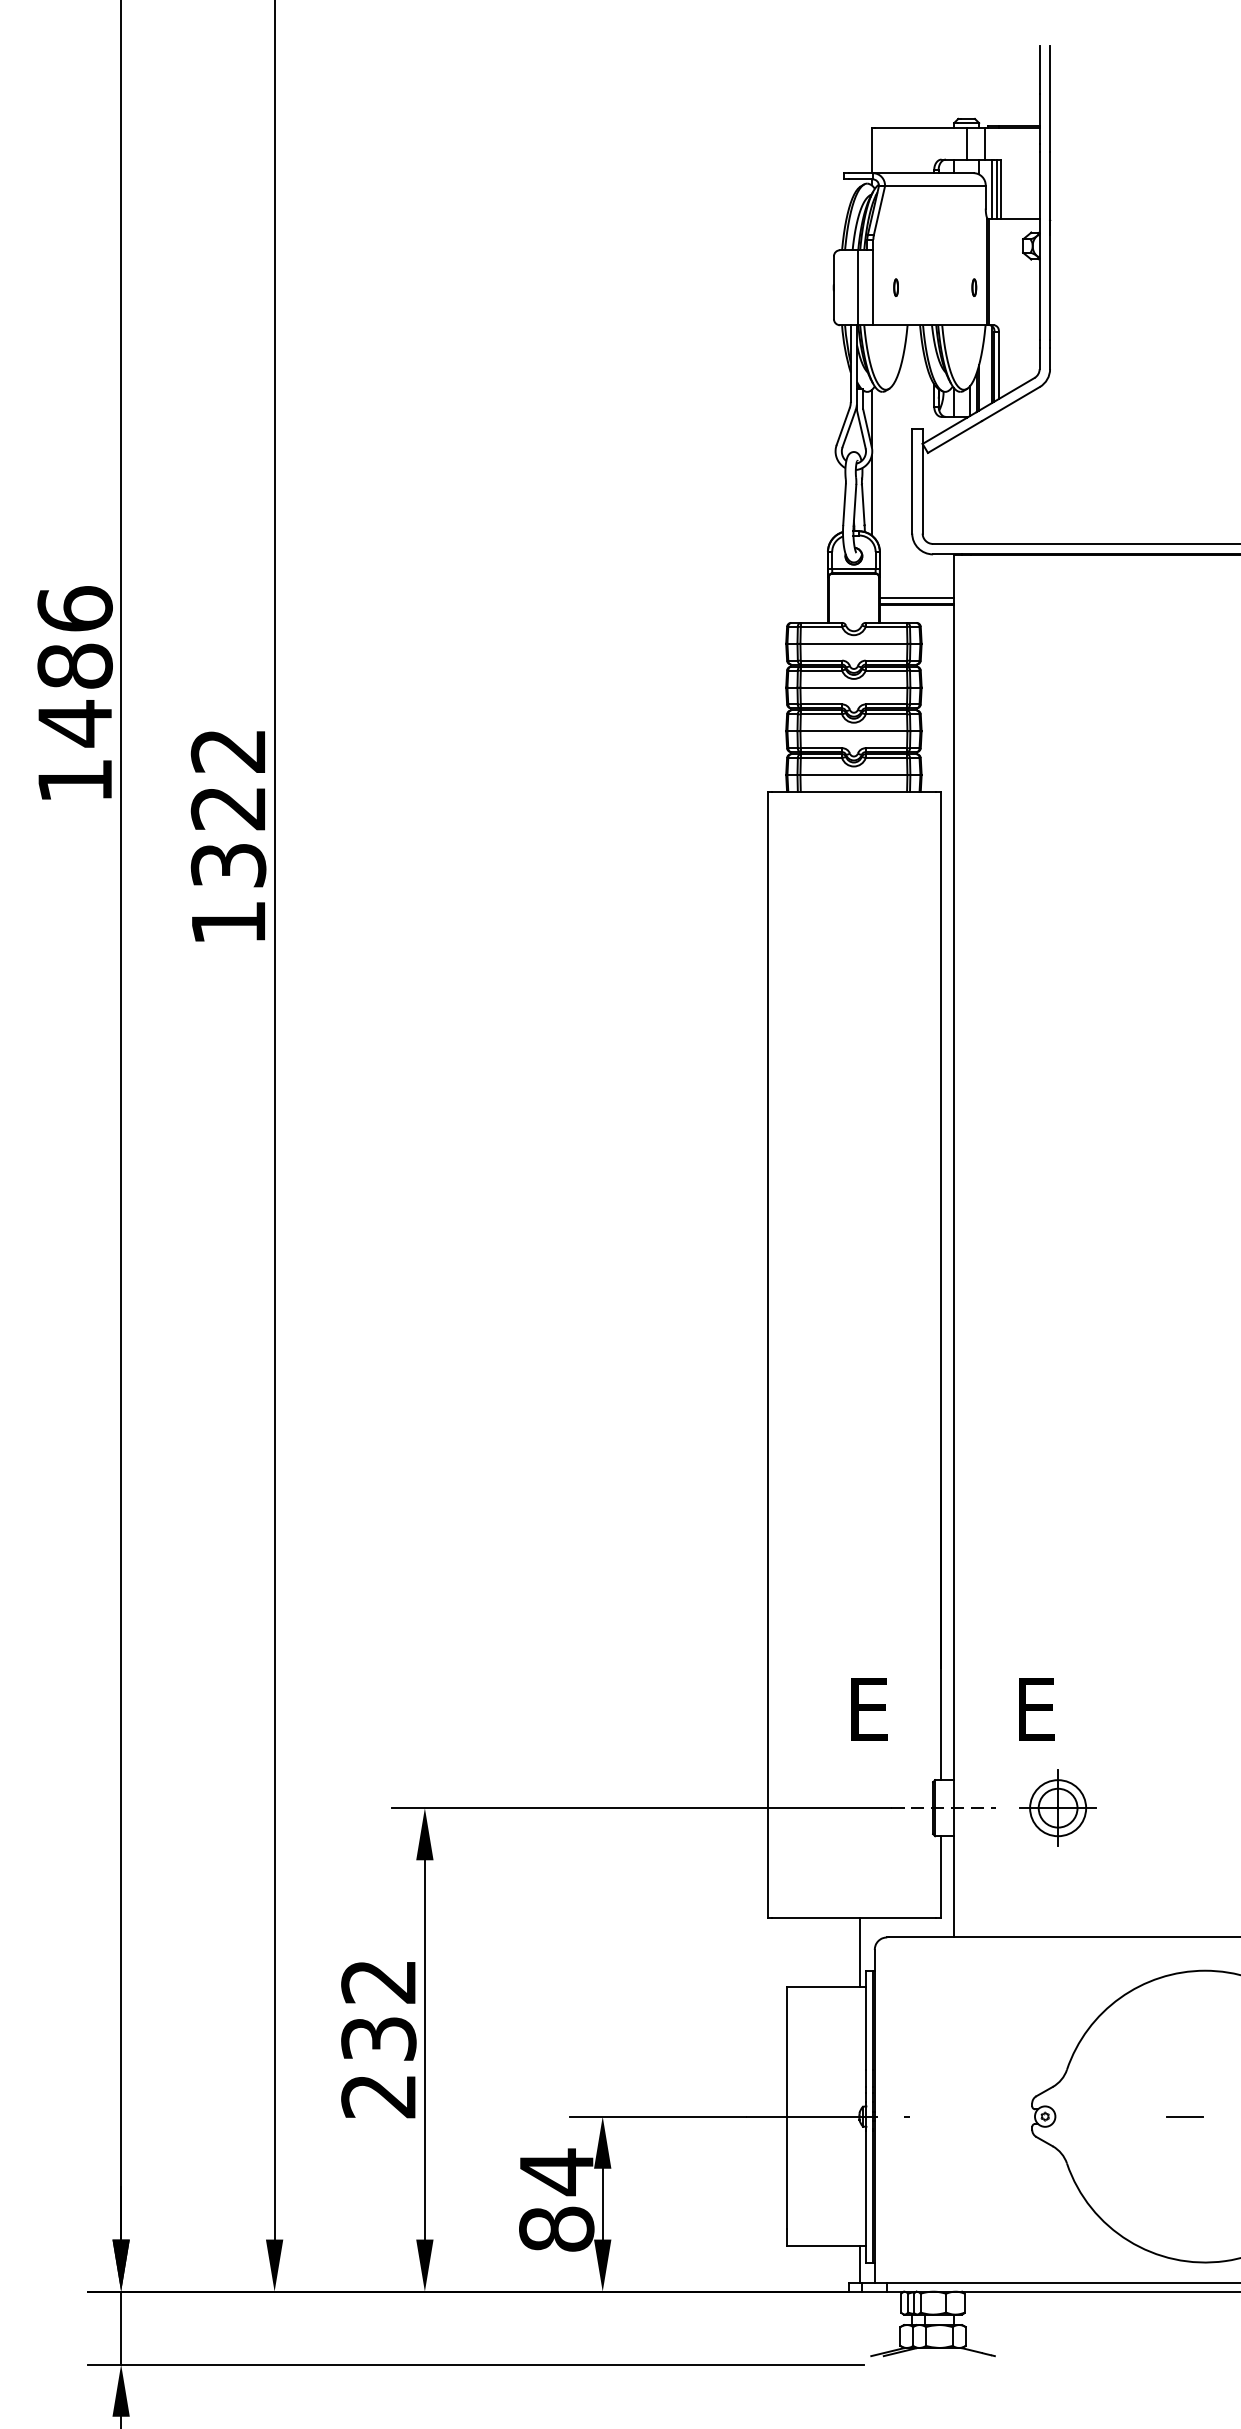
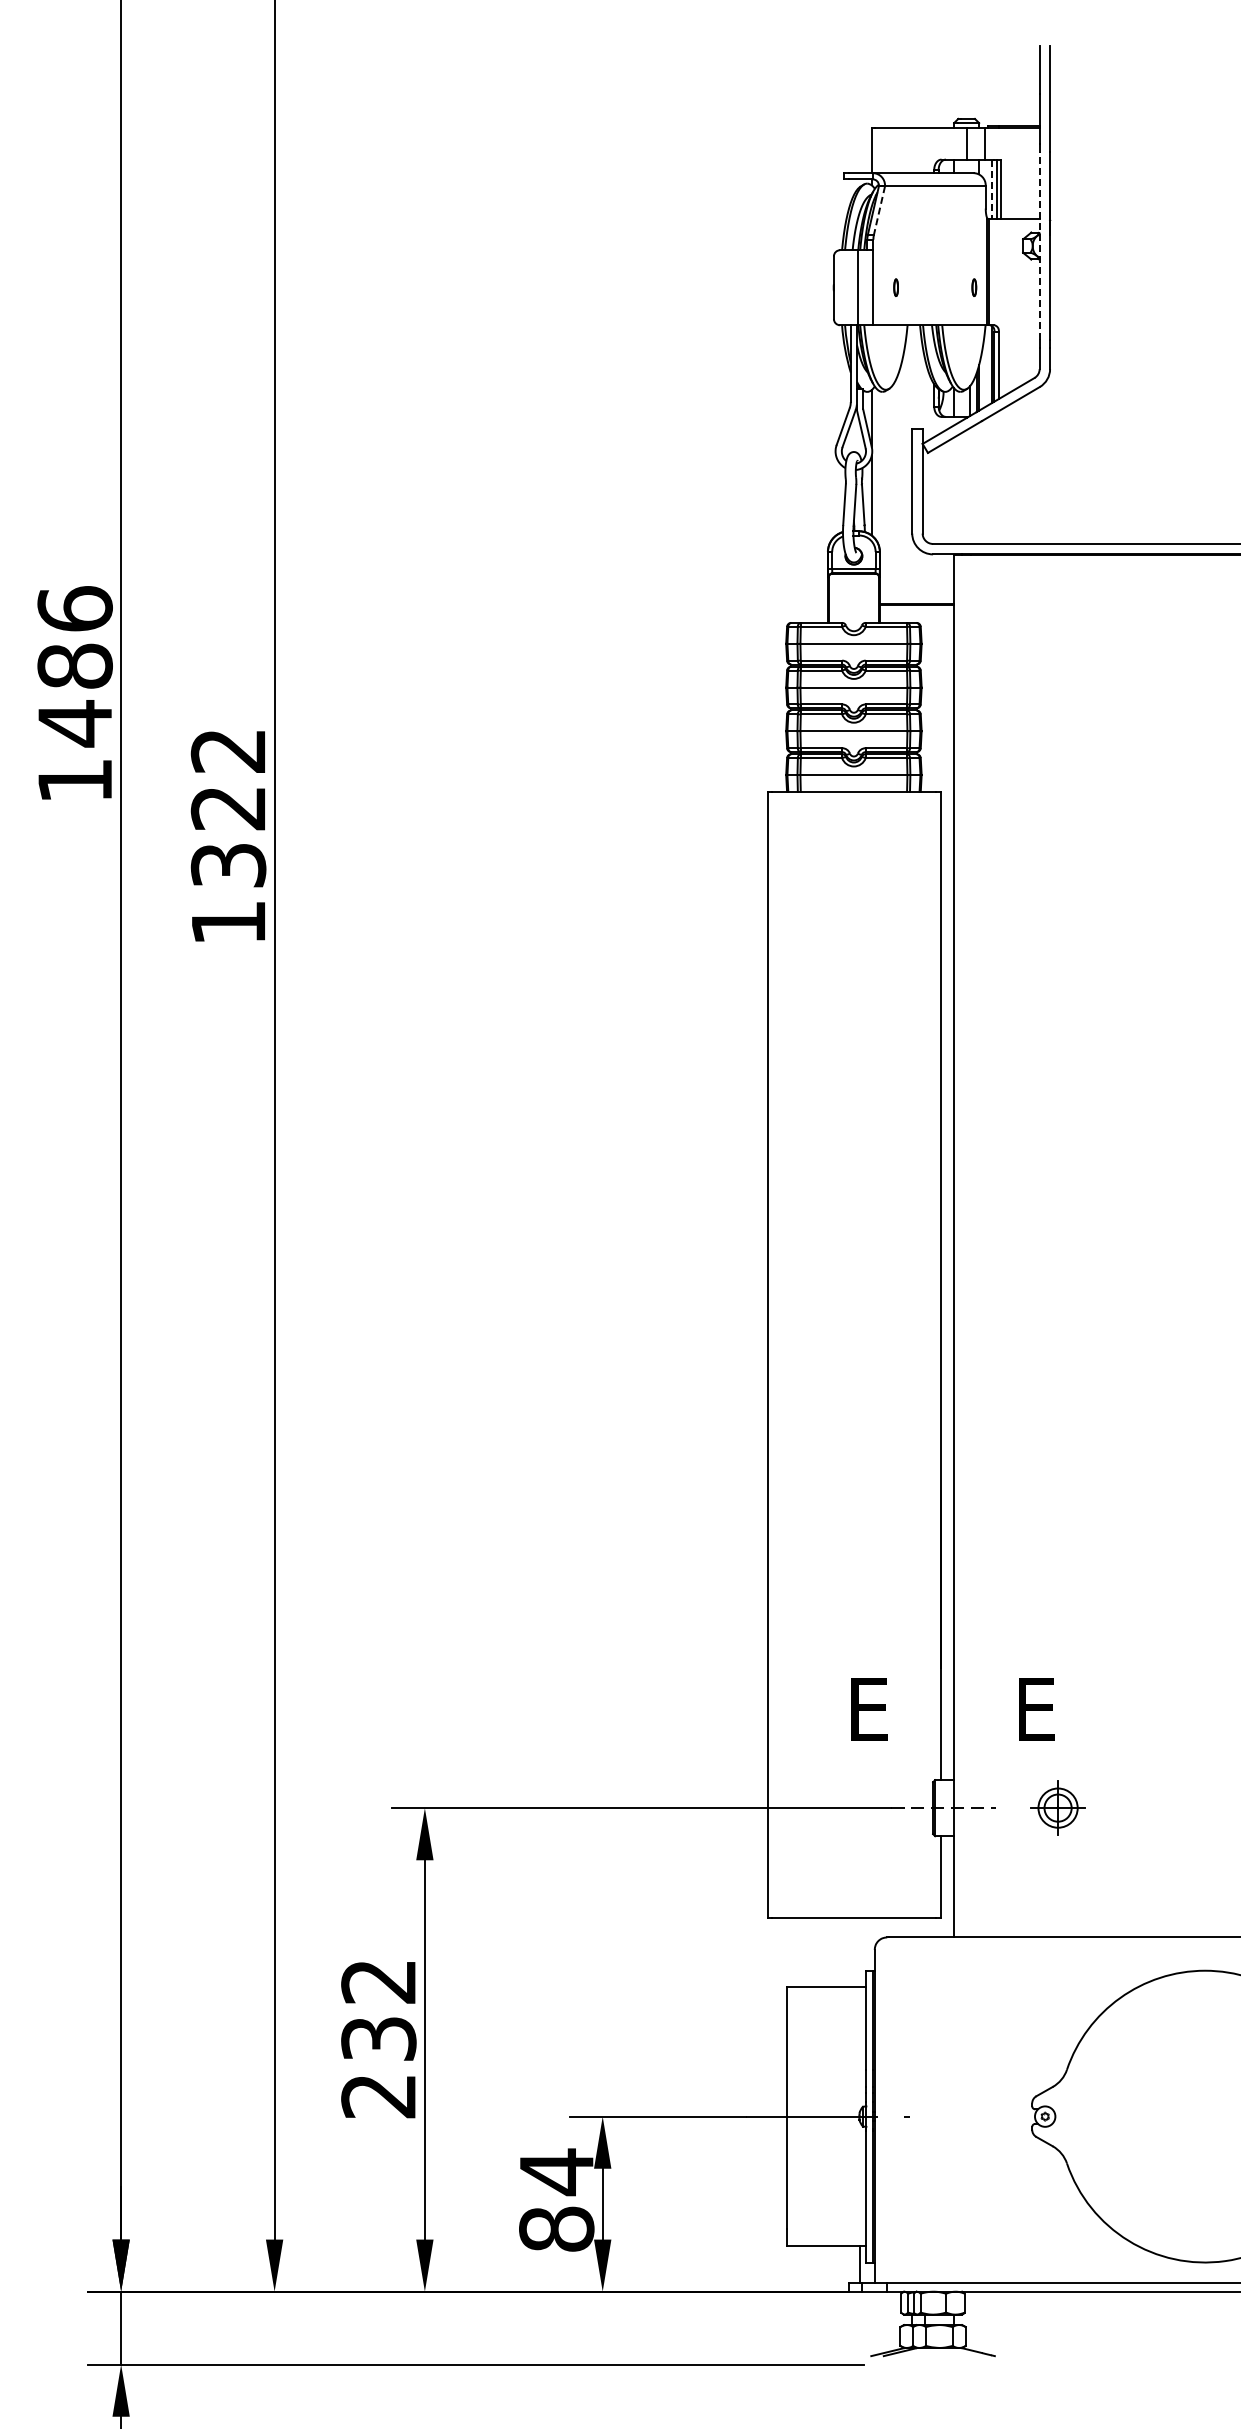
line: solid -> dashed (991, 189)
line: solid -> dashed (879, 211)
line: solid -> dashed (1039, 245)
line: present -> none (916, 598)
part size: 78x78 px -> 56x56 px (1057, 1807)
line: present -> none (860, 1952)
line: present -> none (1184, 2116)
